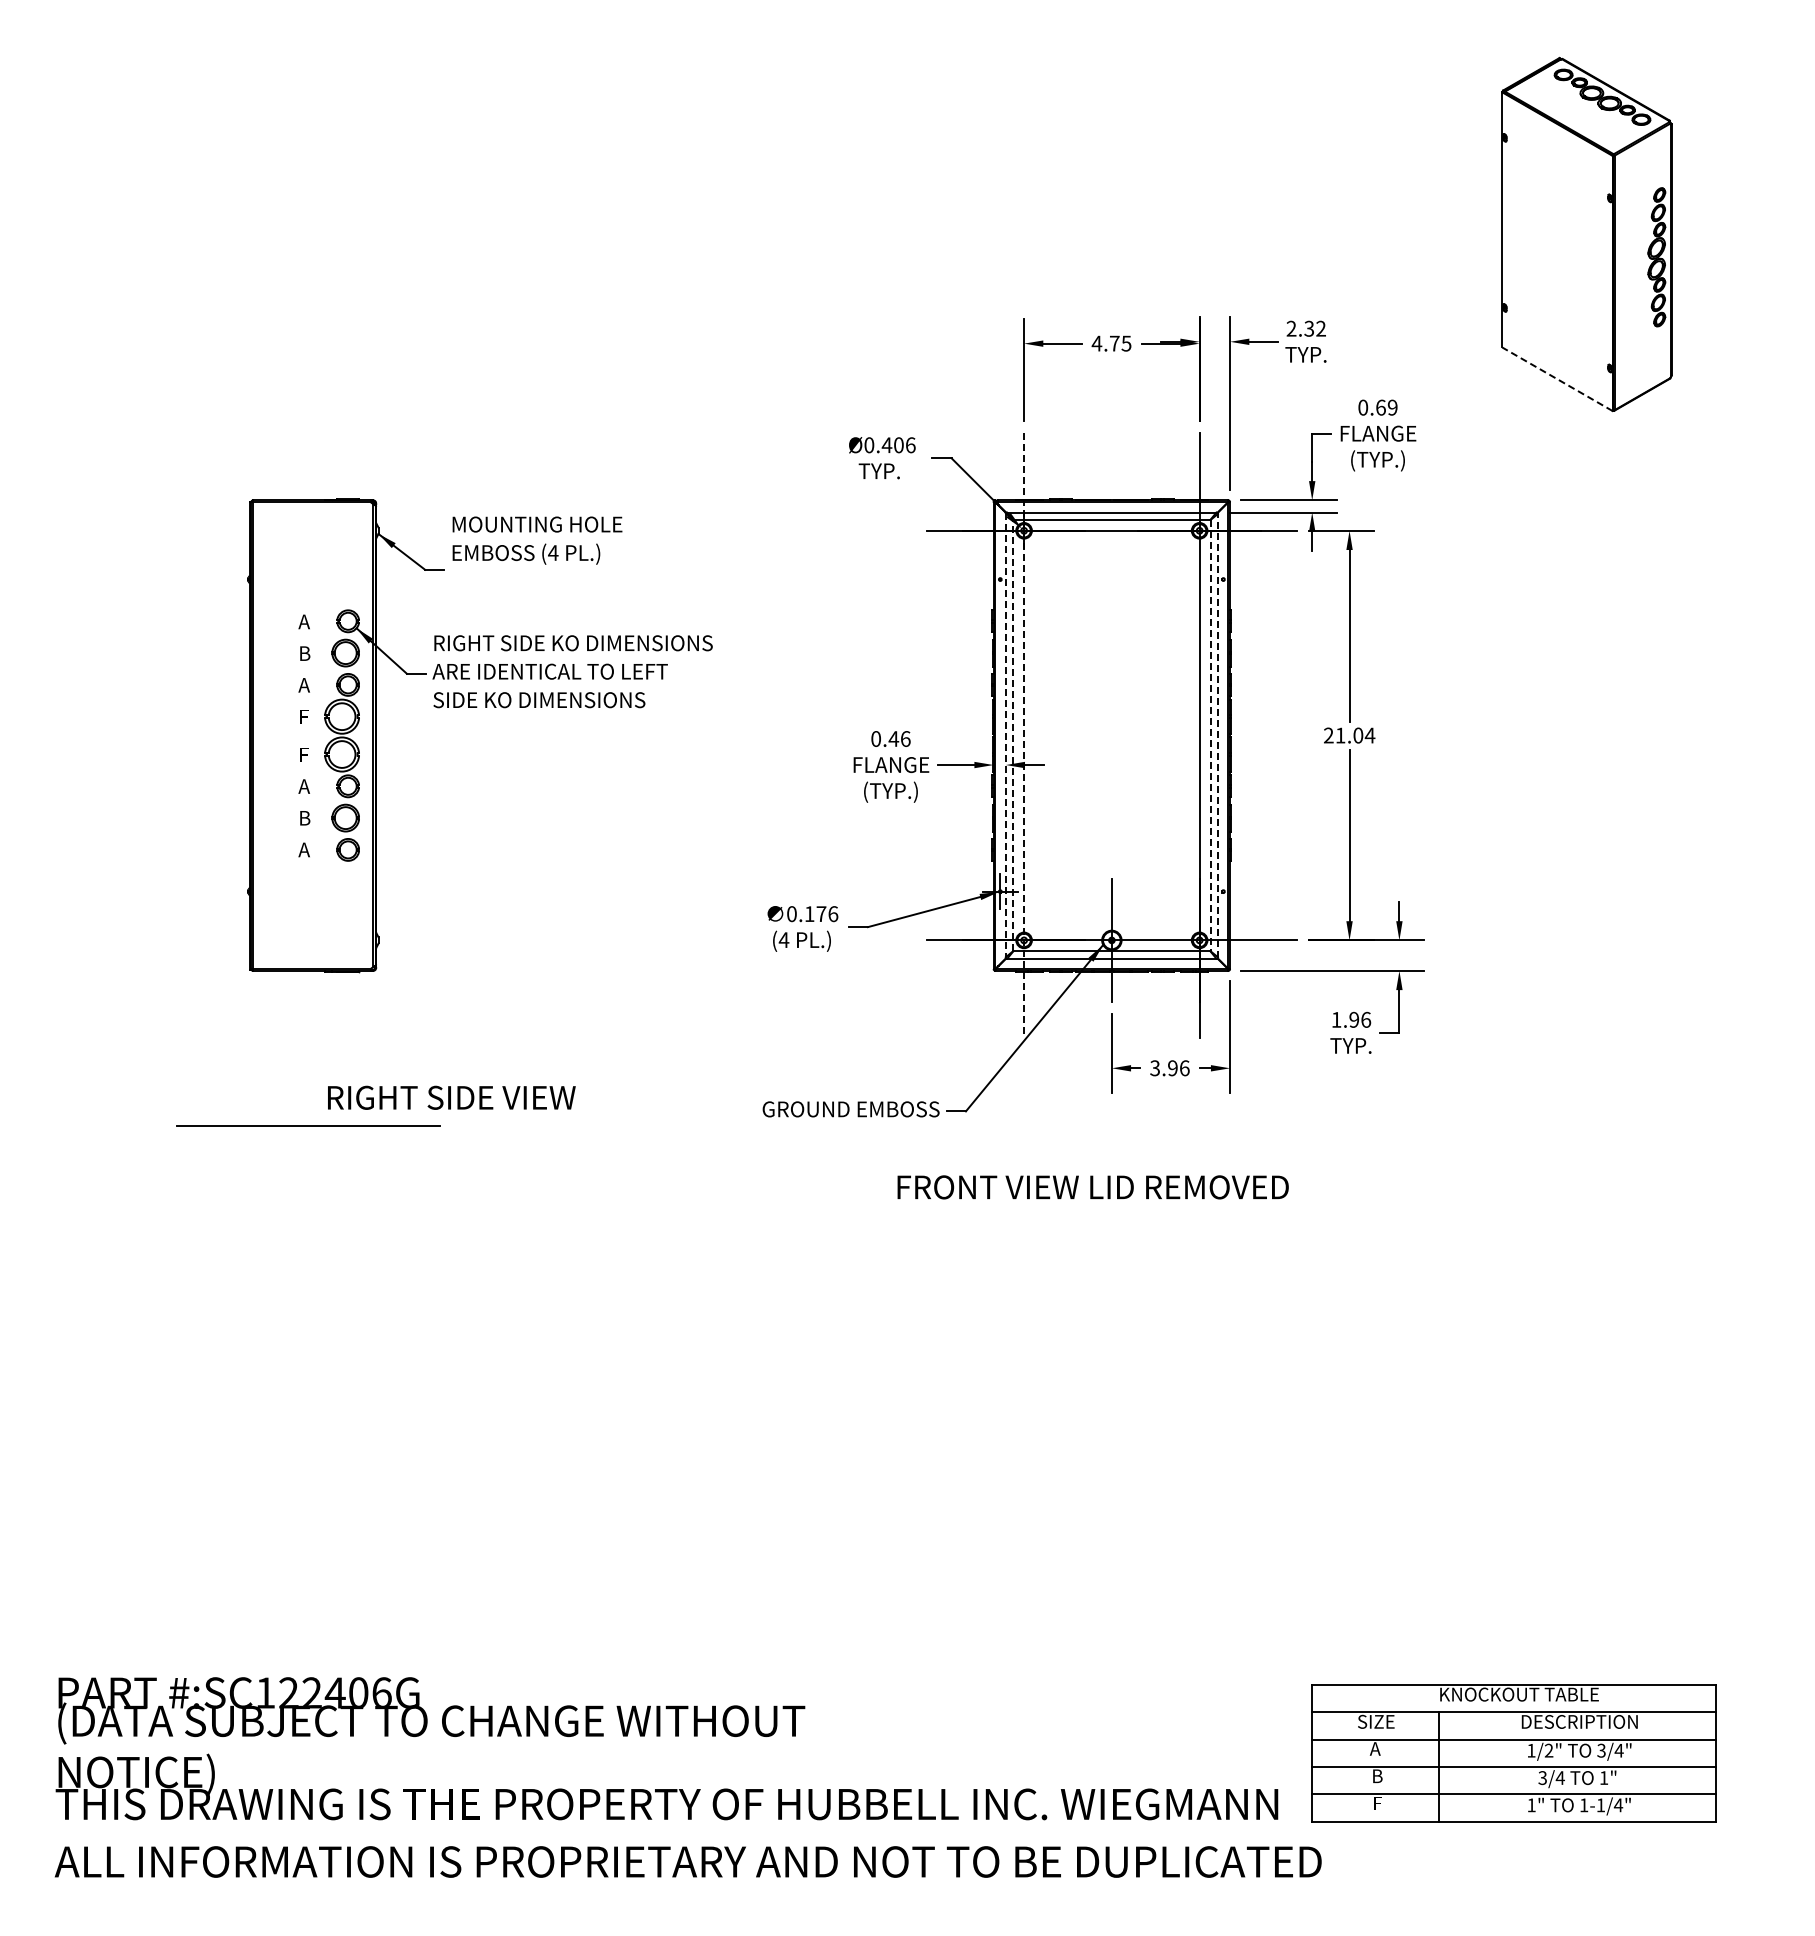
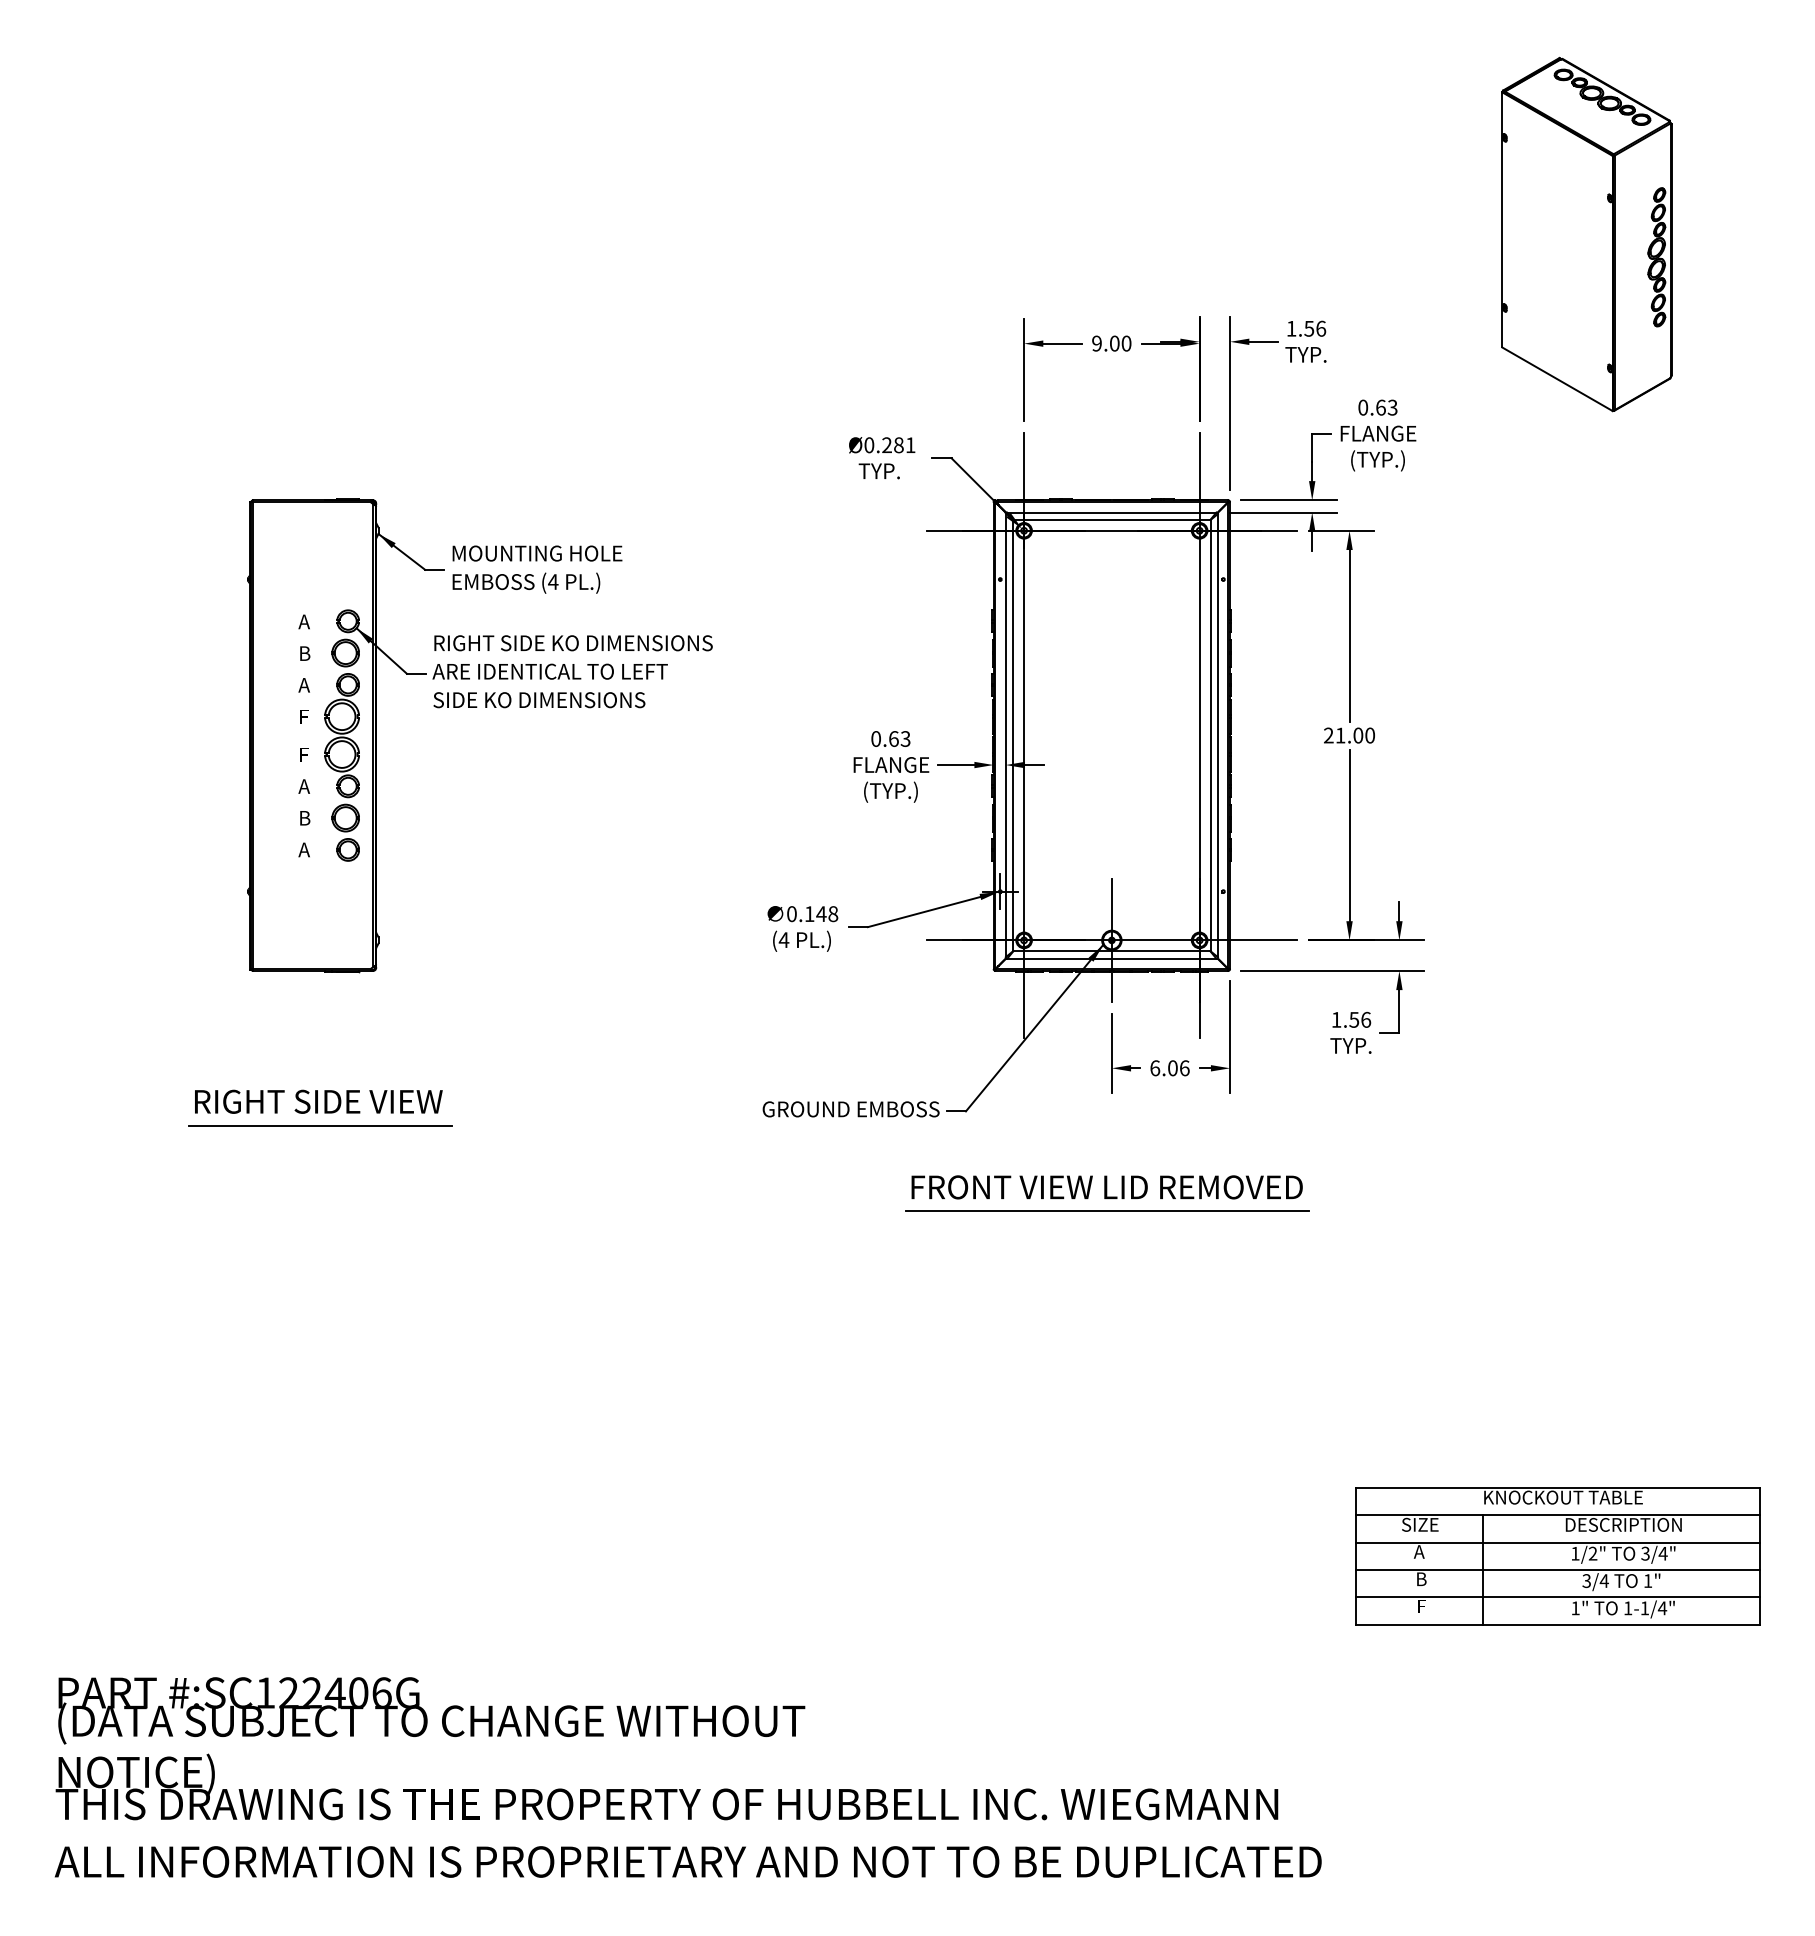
text: 2.32 -> 1.56 (1306, 328)
text: 4.75 -> 9.00 (1111, 343)
line: dashed -> solid (1557, 379)
text: 0.69 -> 0.63 (1392, 407)
text: Ø0.406 -> Ø0.281 (898, 445)
text position: (537, 540) -> (537, 569) (537, 569)
line: dashed -> solid (1005, 735)
line: dashed -> solid (1013, 735)
line: dashed -> solid (1210, 735)
line: dashed -> solid (1217, 735)
text: 21.04 -> 21.00 (1369, 735)
line: dashed -> solid (1024, 736)
text: 0.46 -> 0.63 (899, 738)
text: 0.176 -> 0.148 (827, 914)
text: 1.96 -> 1.56 (1354, 1019)
text: 3.96 -> 6.06 (1163, 1068)
text position: (451, 1097) -> (318, 1101) (318, 1101)
line position: (308, 1125) -> (320, 1125) (320, 1125)
text position: (1092, 1187) -> (1106, 1187) (1106, 1187)
line: none -> present (1107, 1210)
part position: (1513, 1753) -> (1557, 1556) (1557, 1556)
